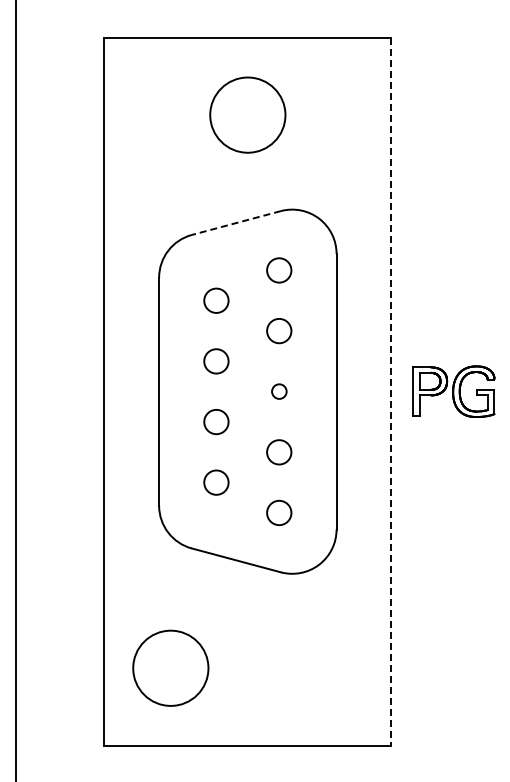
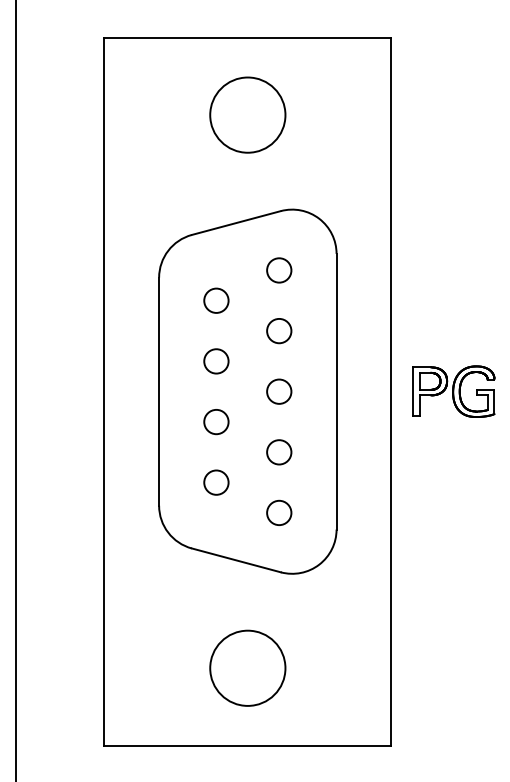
line: dashed -> solid (235, 223)
circle size: 17x17 px -> 27x27 px (279, 391)
line: dashed -> solid (391, 392)
circle position: (170, 667) -> (247, 667) (247, 667)
